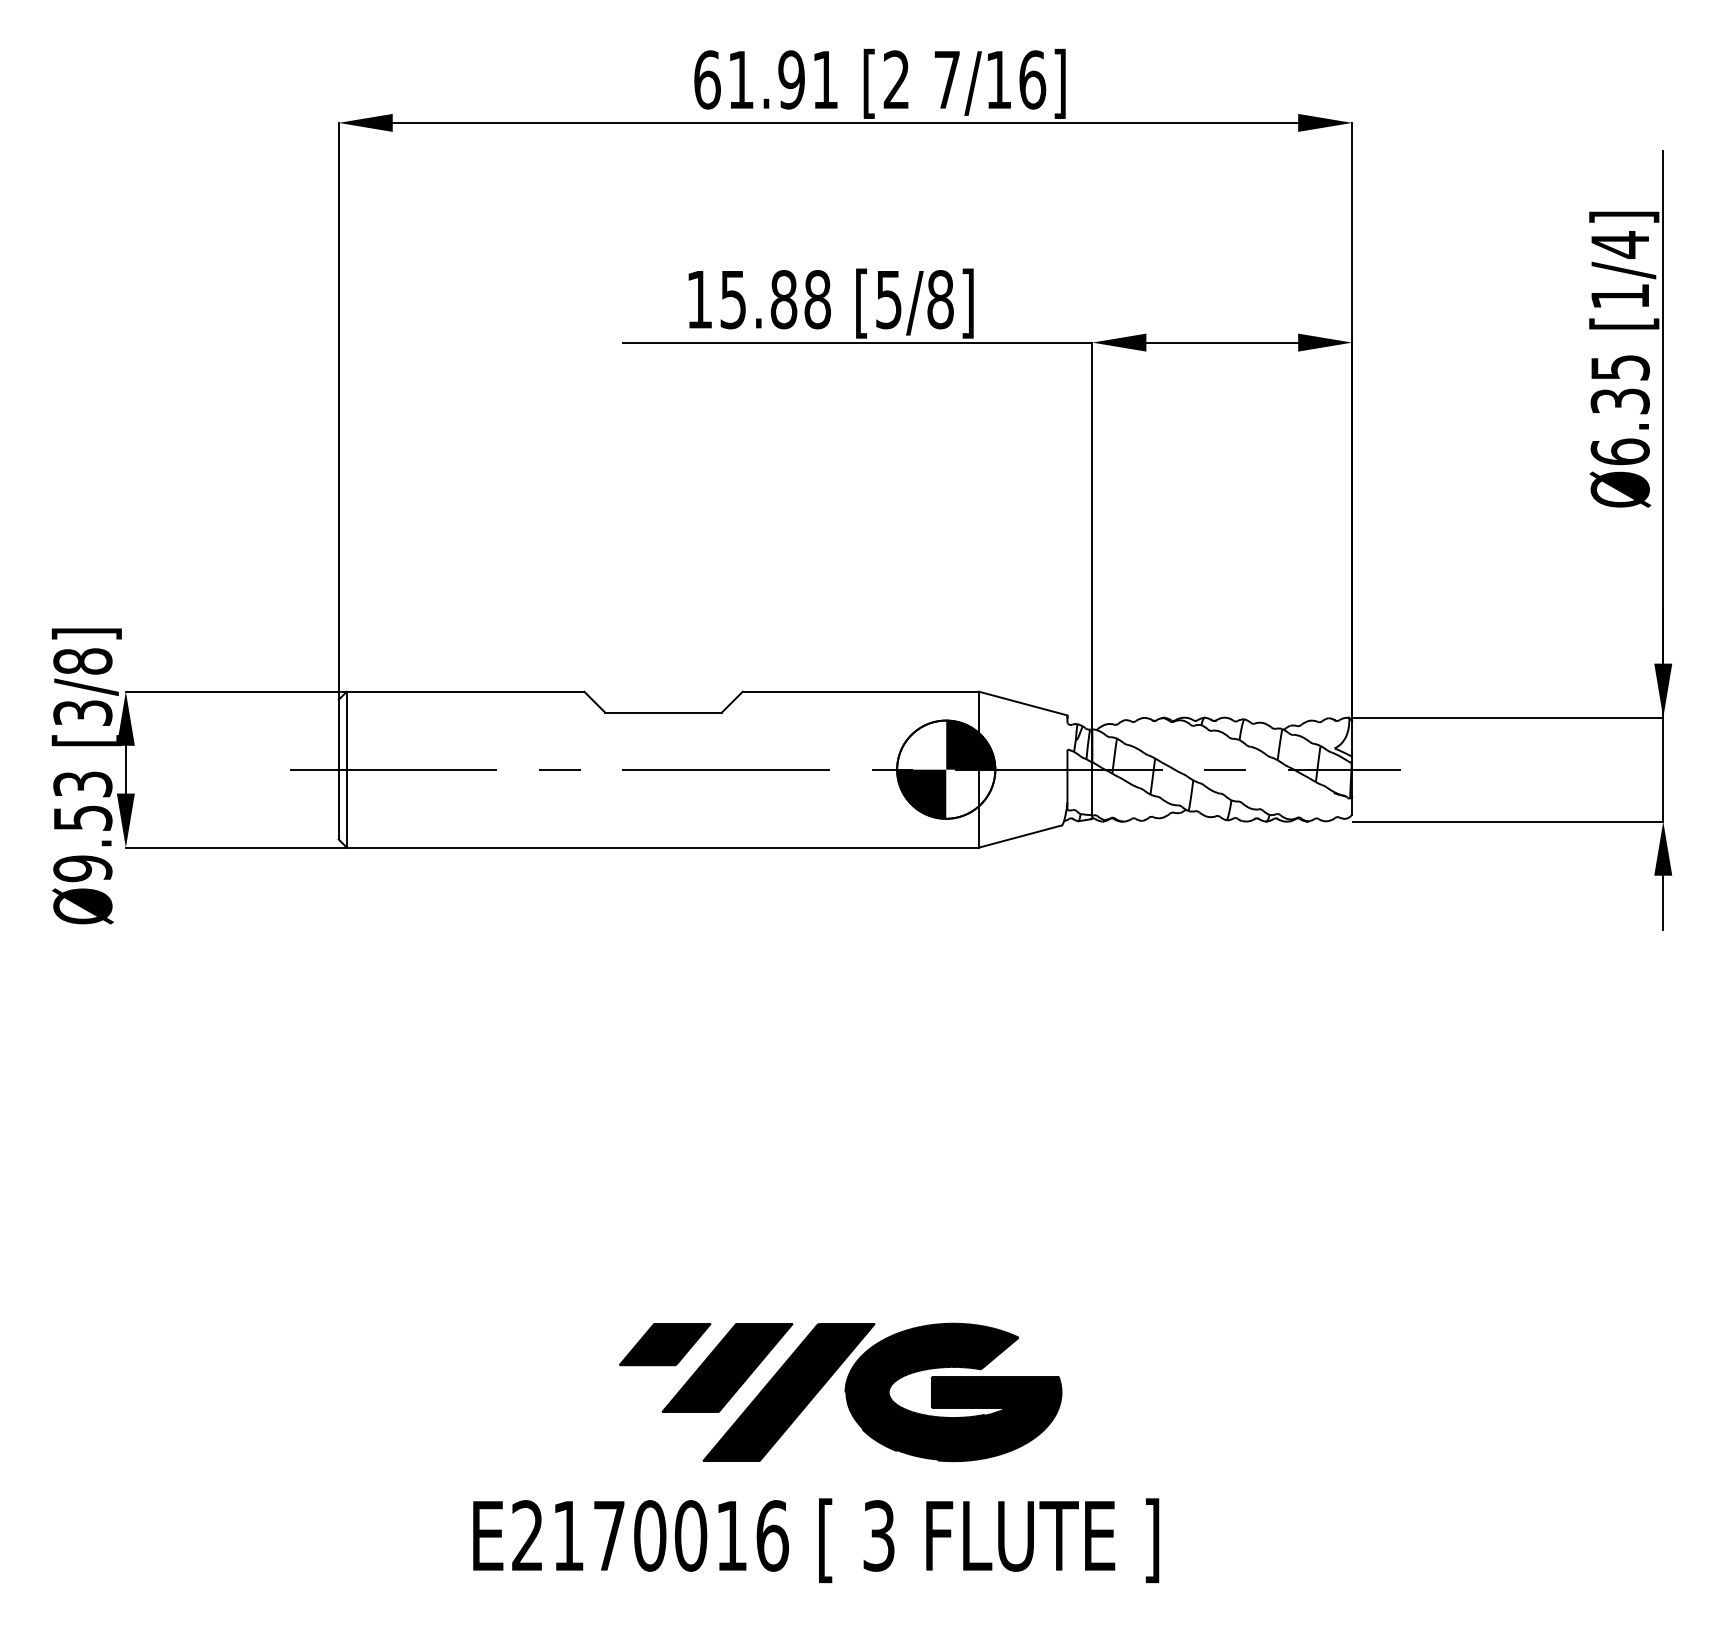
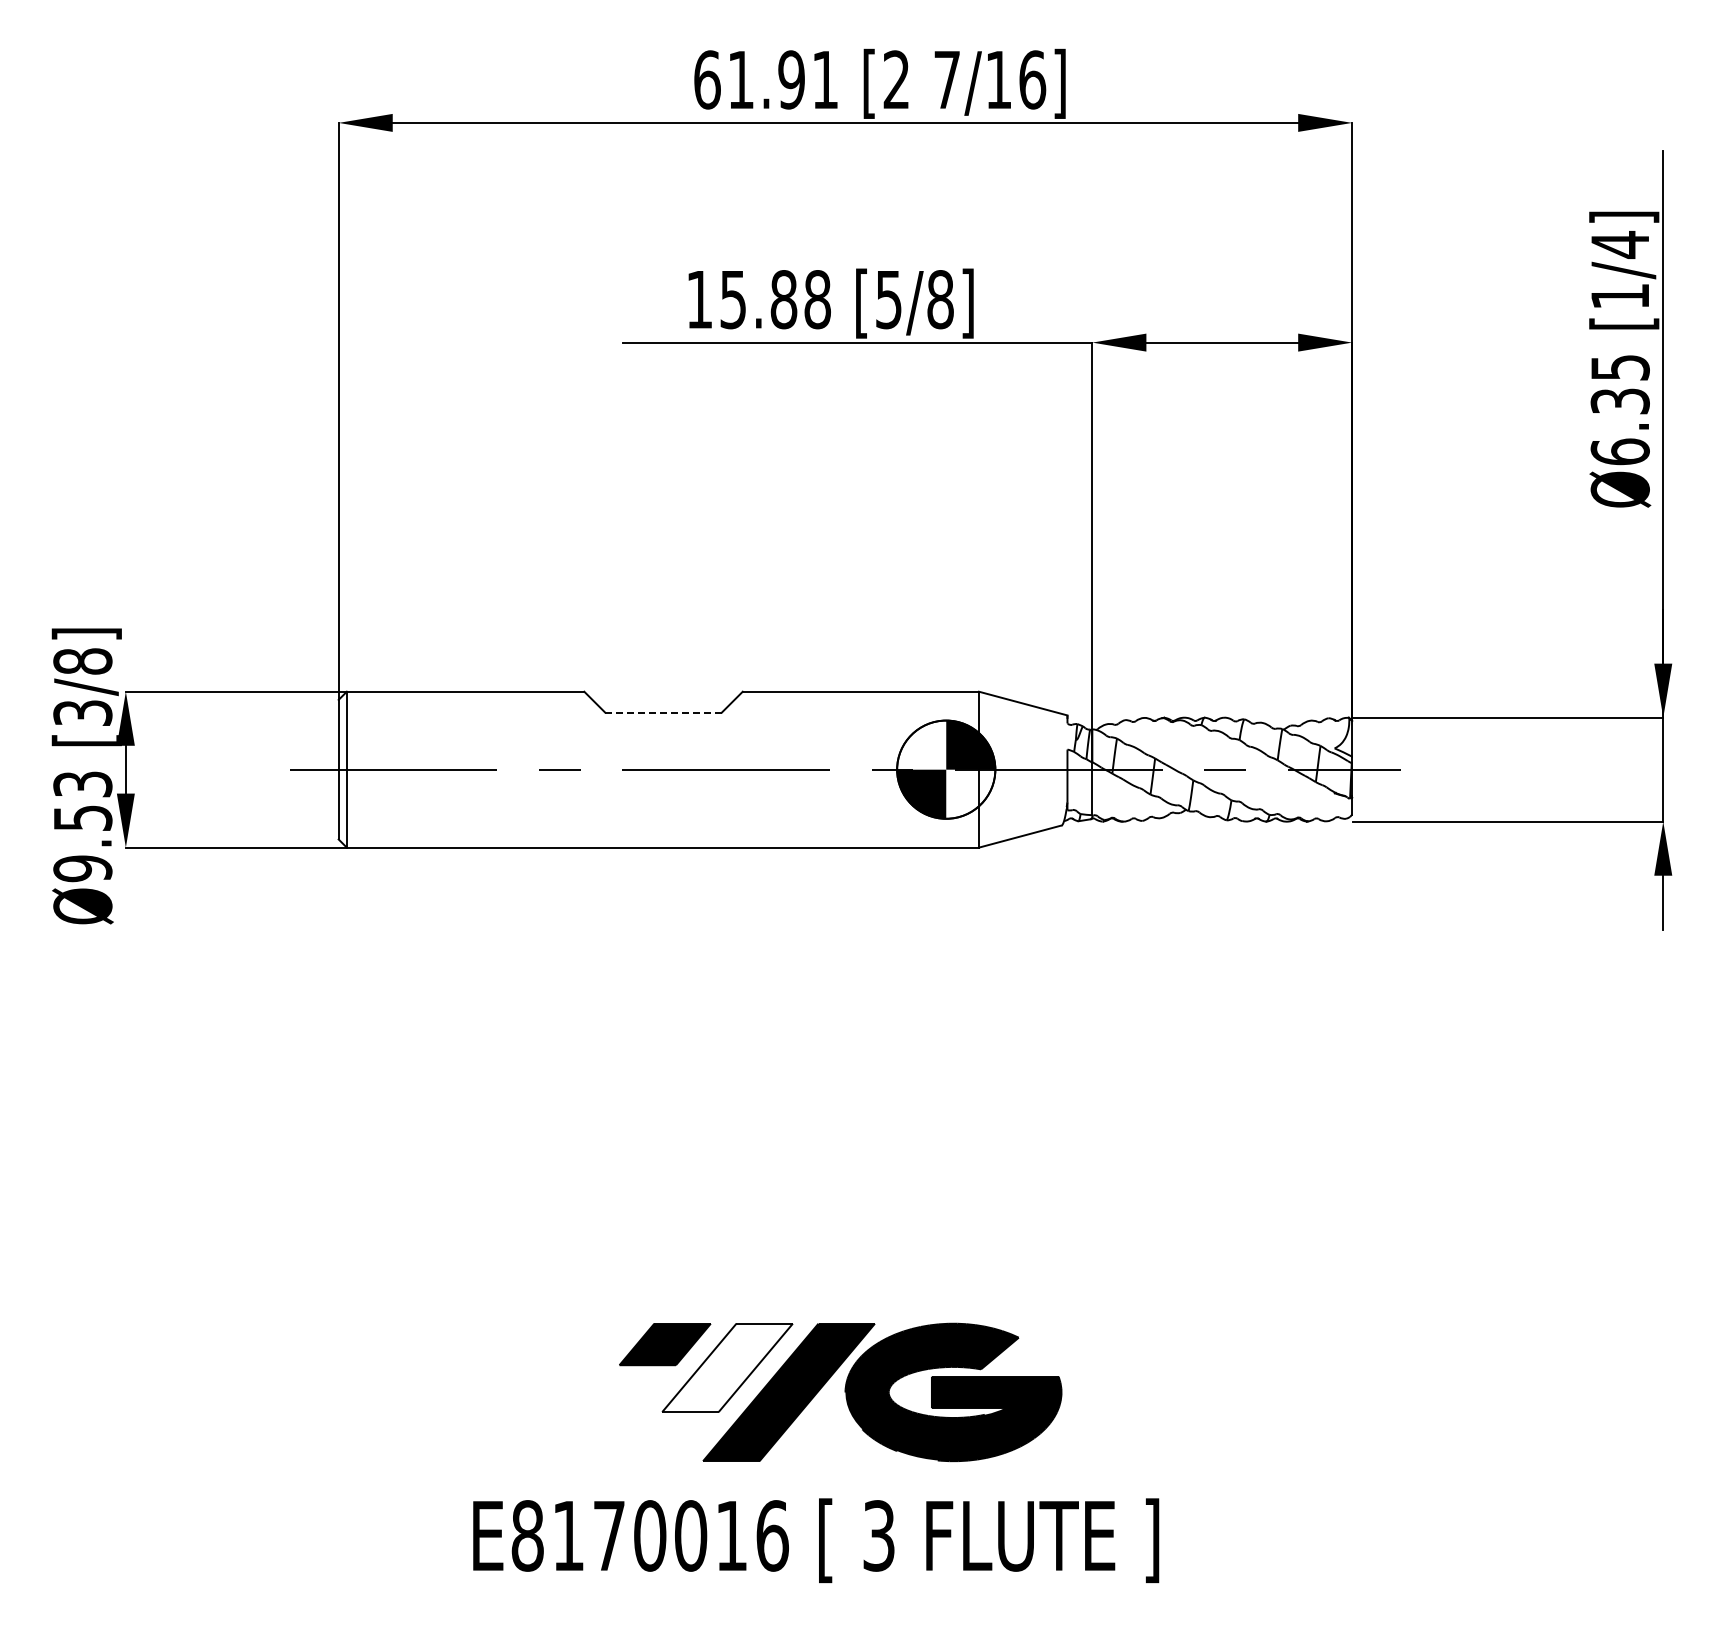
line: solid -> dashed (664, 712)
fill: present -> none (727, 1367)
text: E2170016 -> E8170016 (527, 1535)
